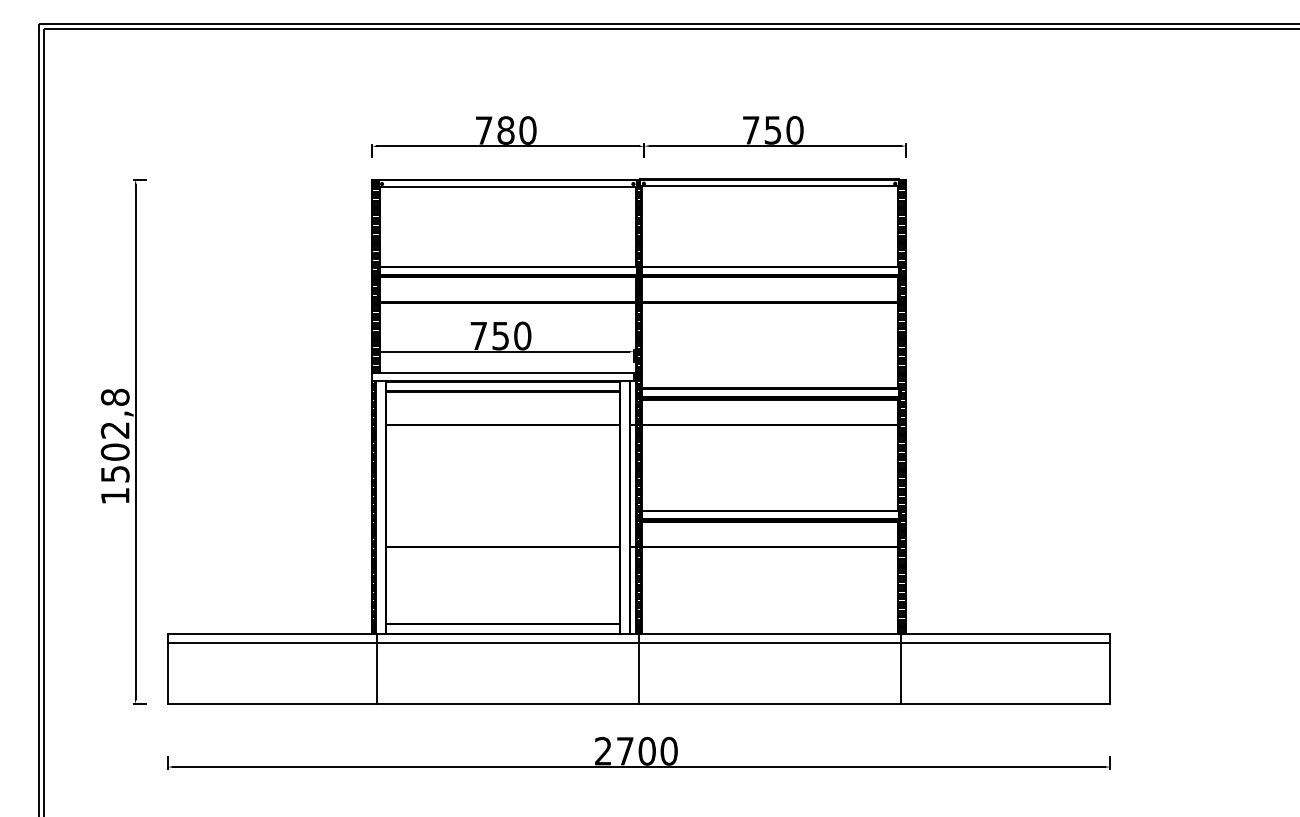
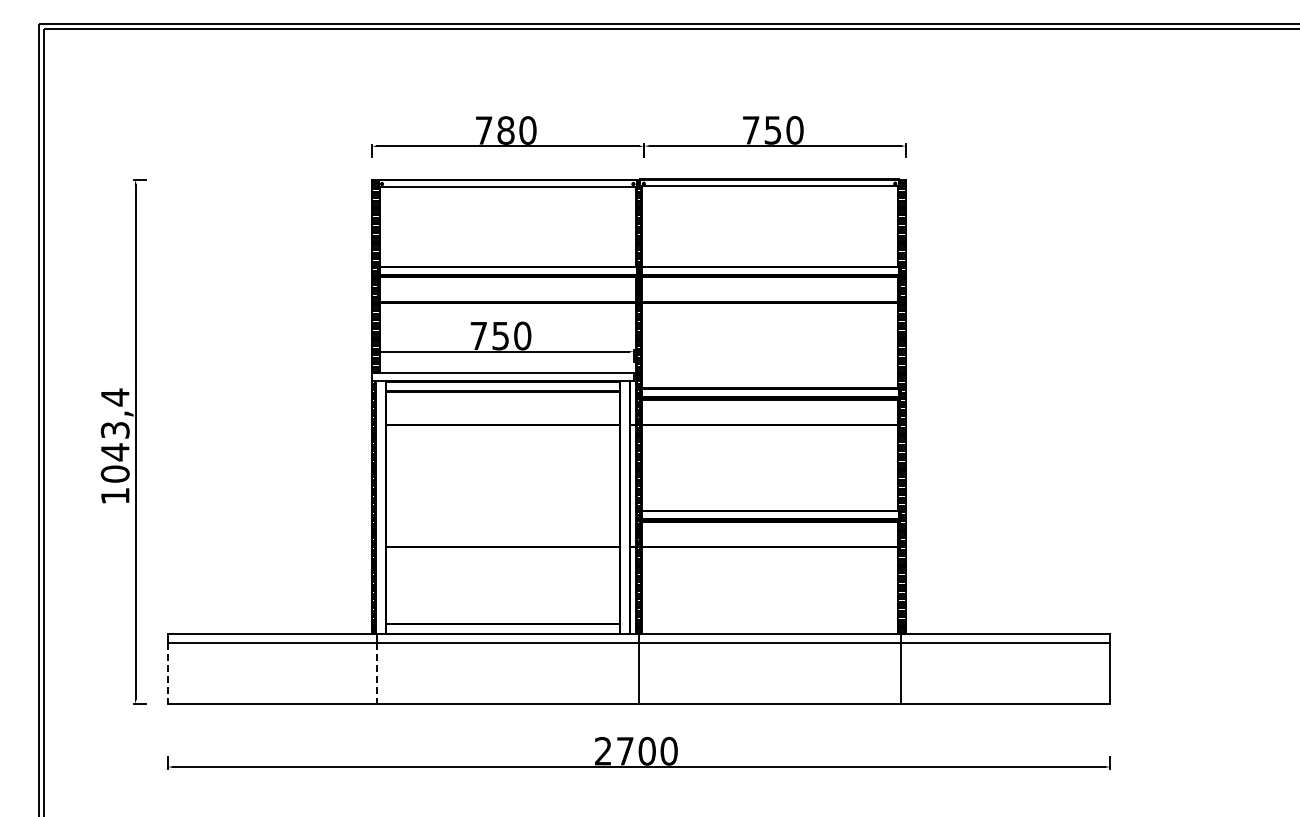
text: 1502,8 -> 1043,4 (114, 435)
line: solid -> dashed (167, 673)
line: solid -> dashed (377, 673)
